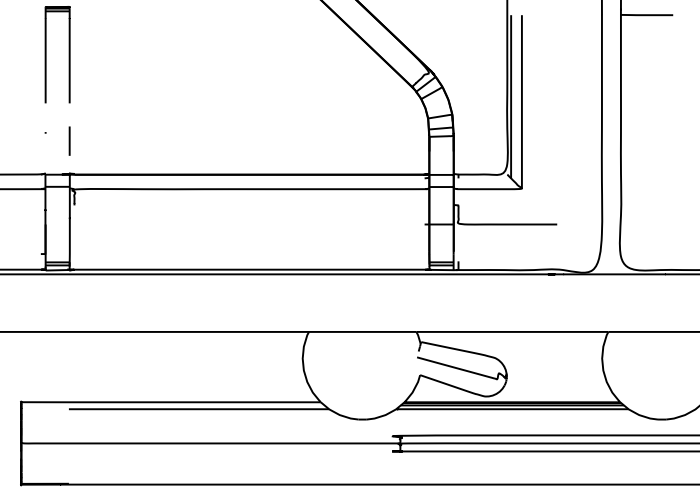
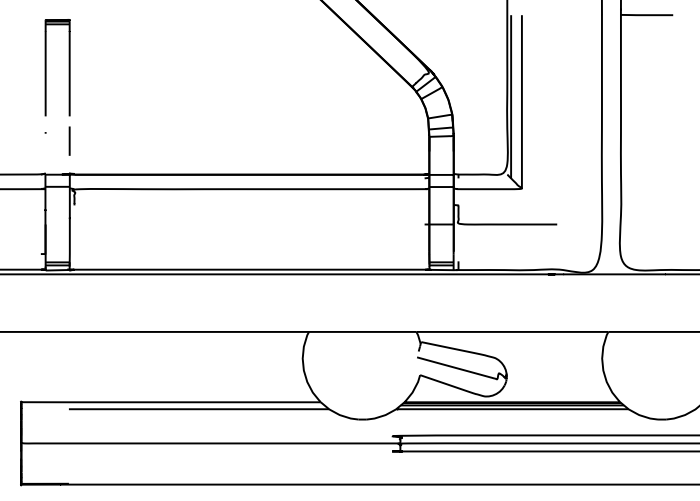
part position: (46, 54) -> (46, 67) (46, 67)
